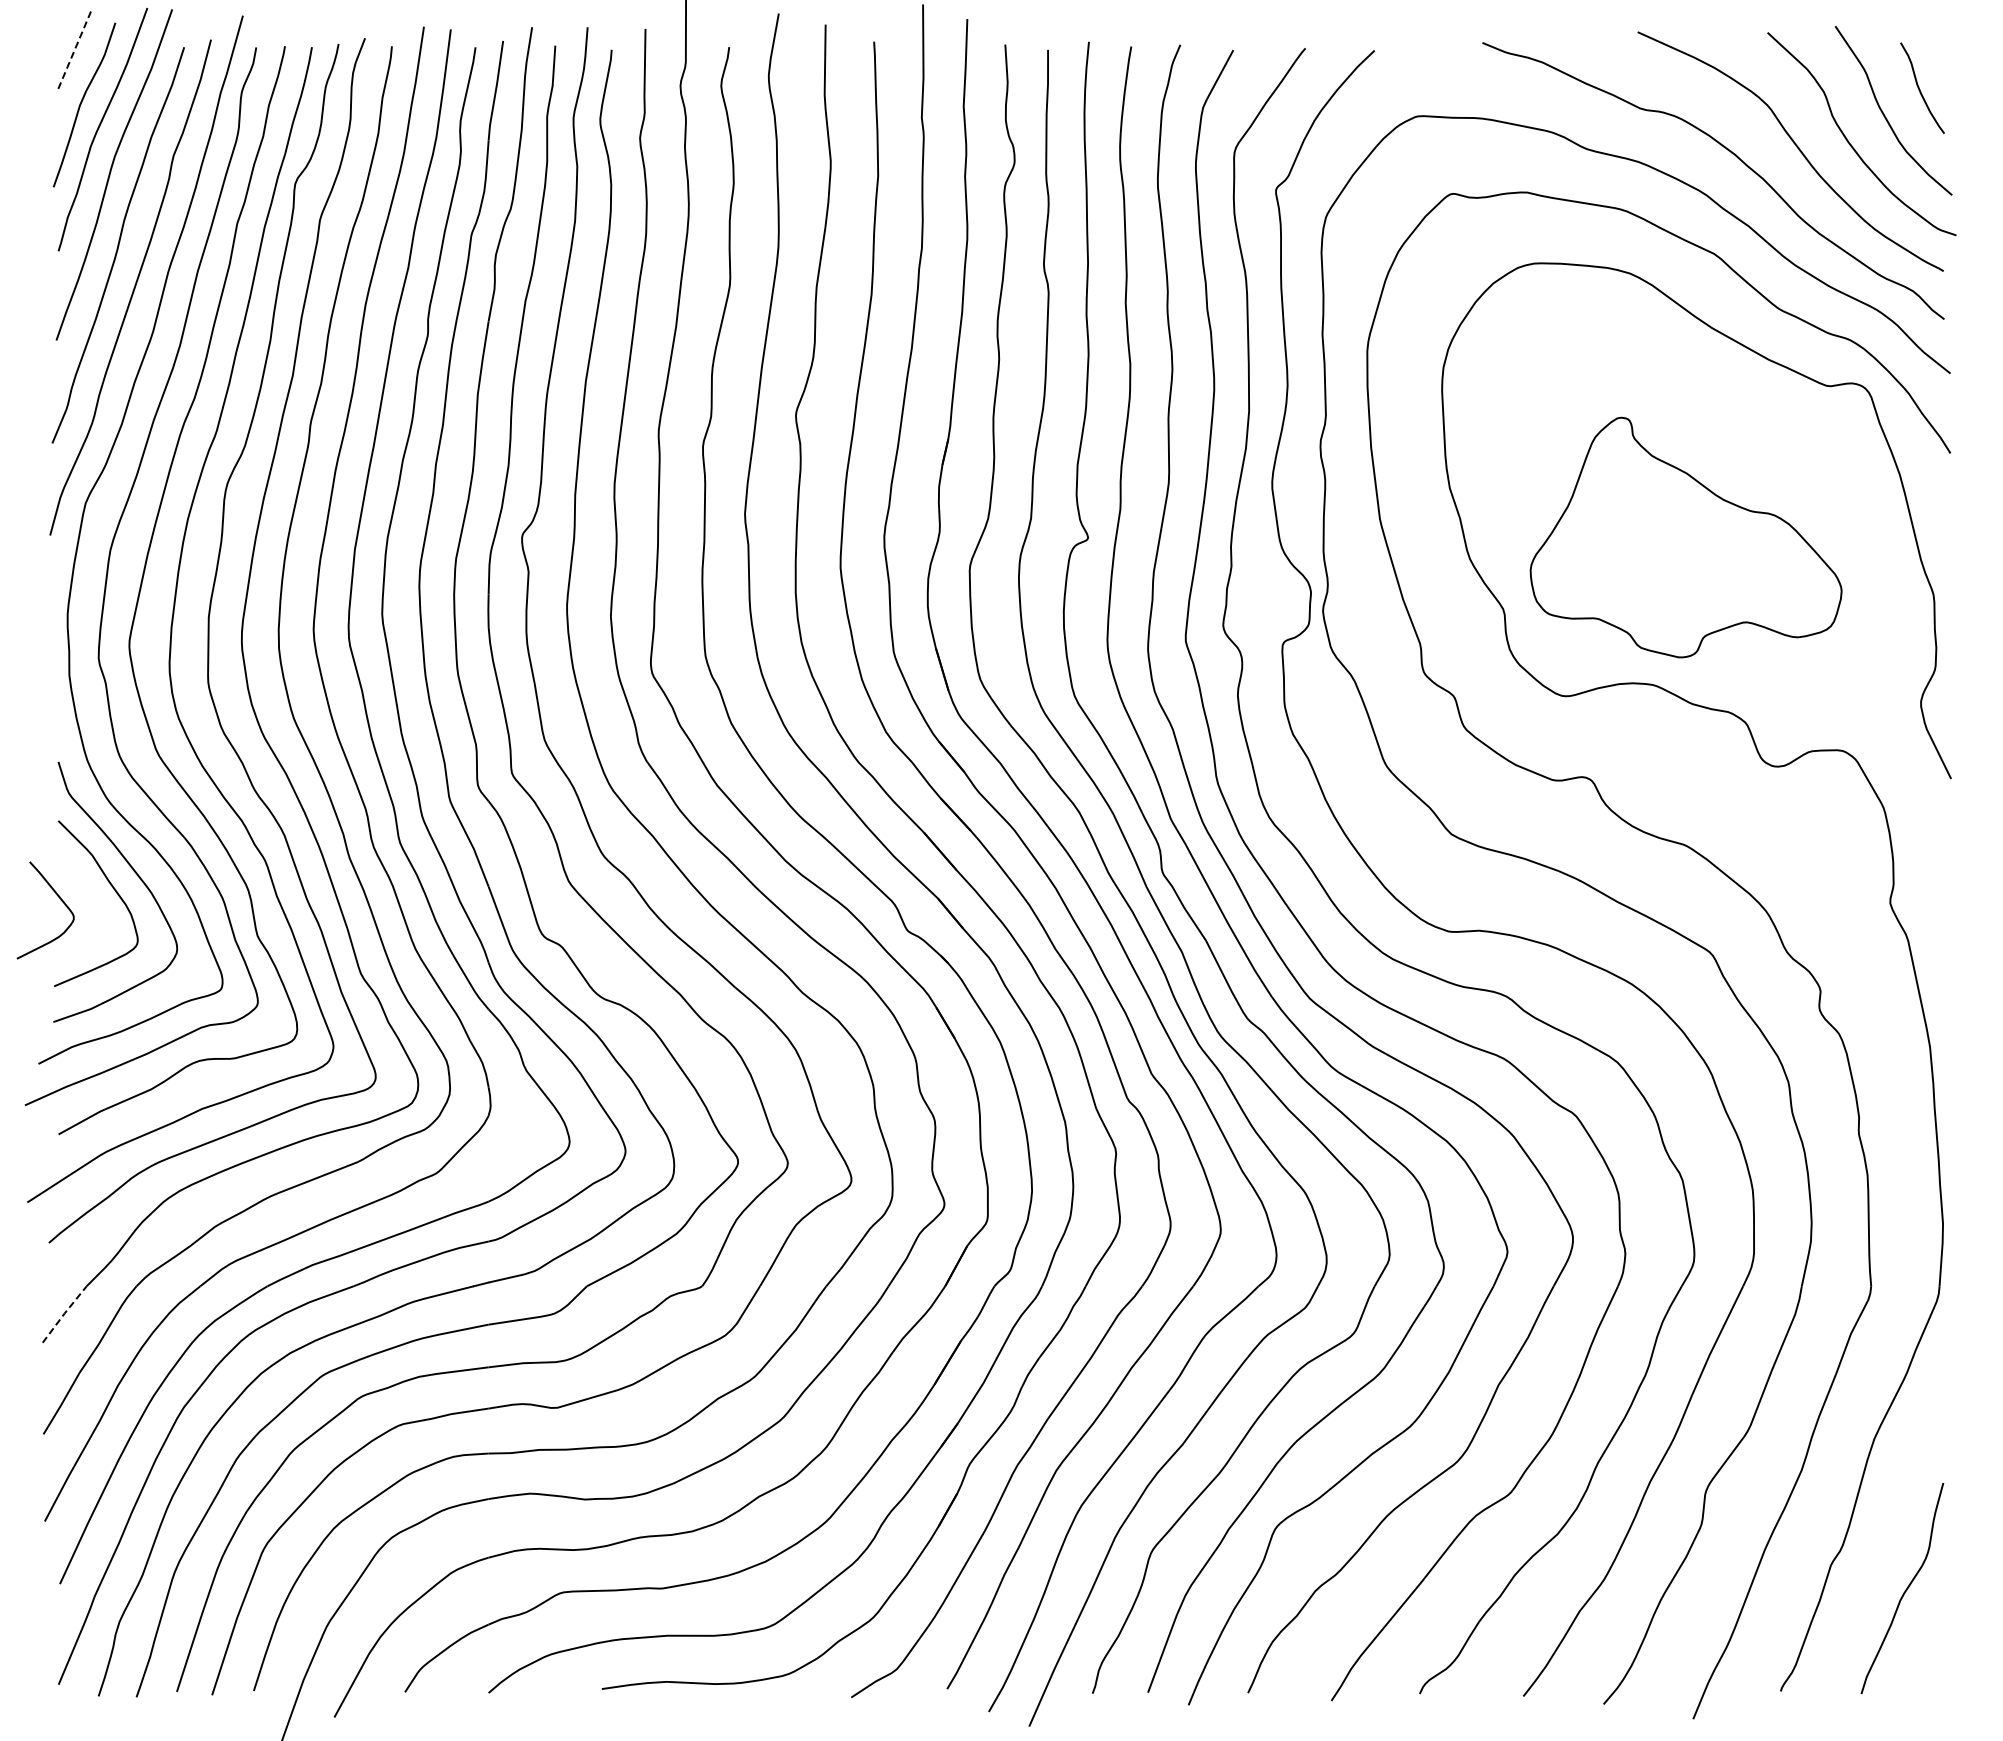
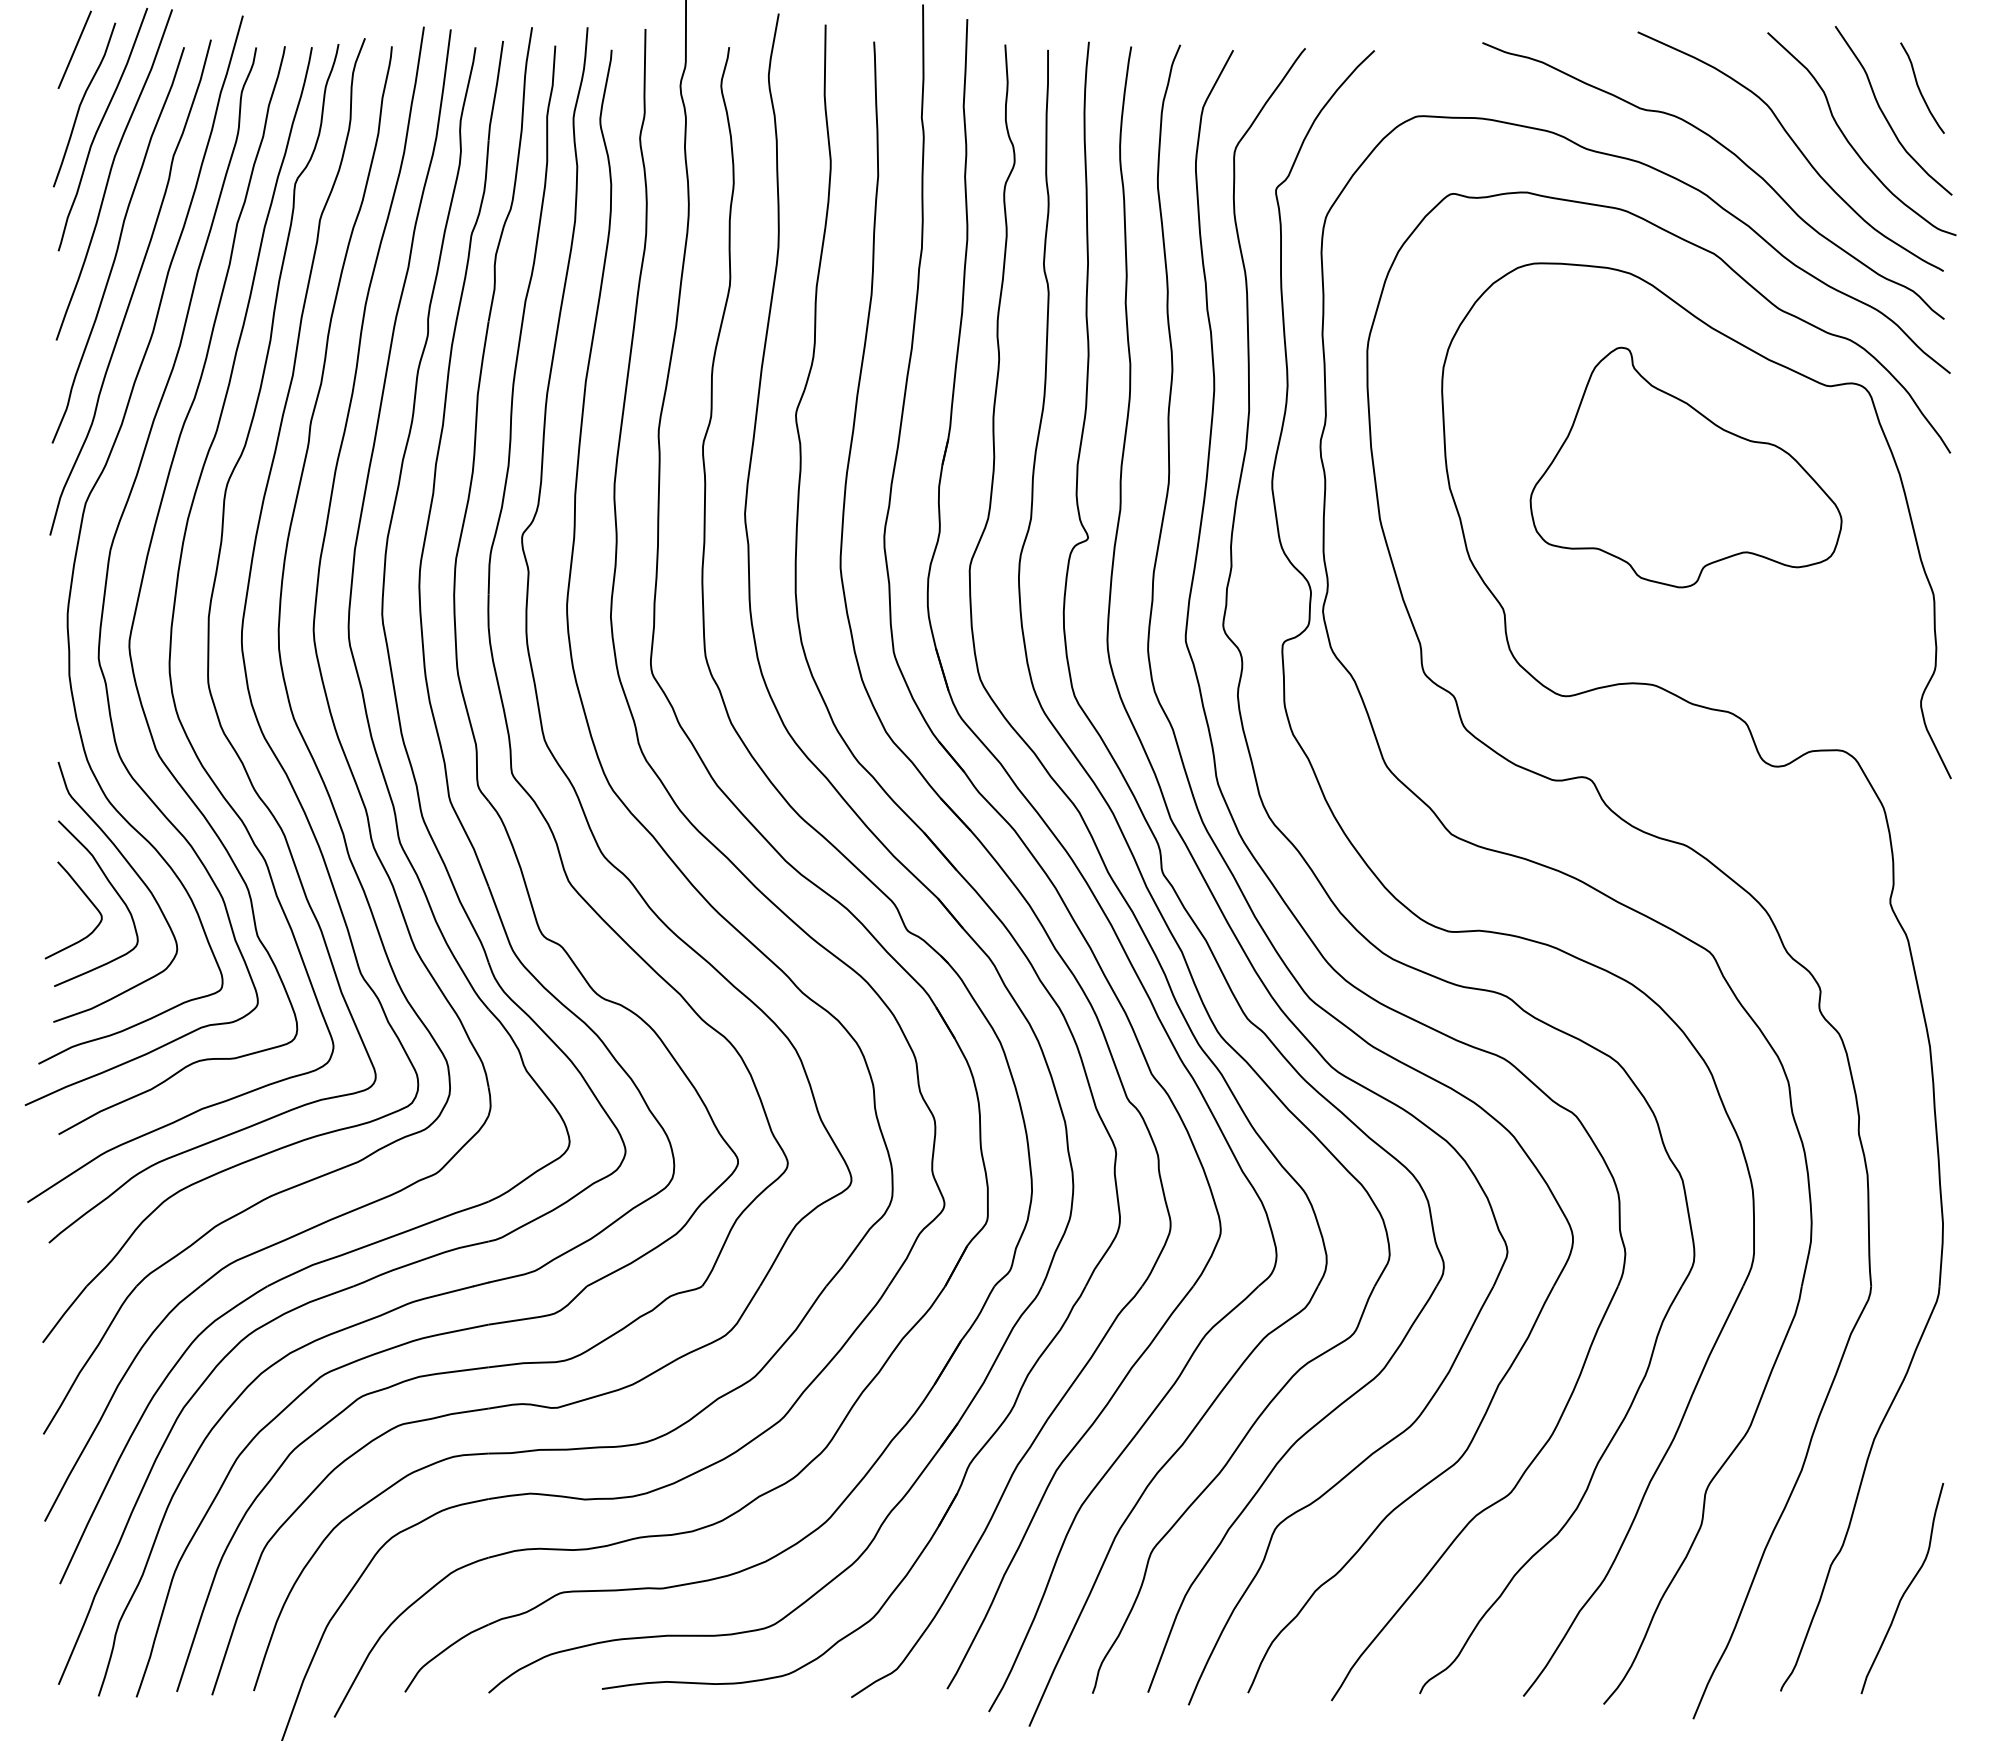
line: dashed -> solid (75, 49)
part position: (1685, 537) -> (1685, 467) (1685, 467)
curve position: (61, 901) -> (89, 901) (89, 901)
line: dashed -> solid (64, 1313)
